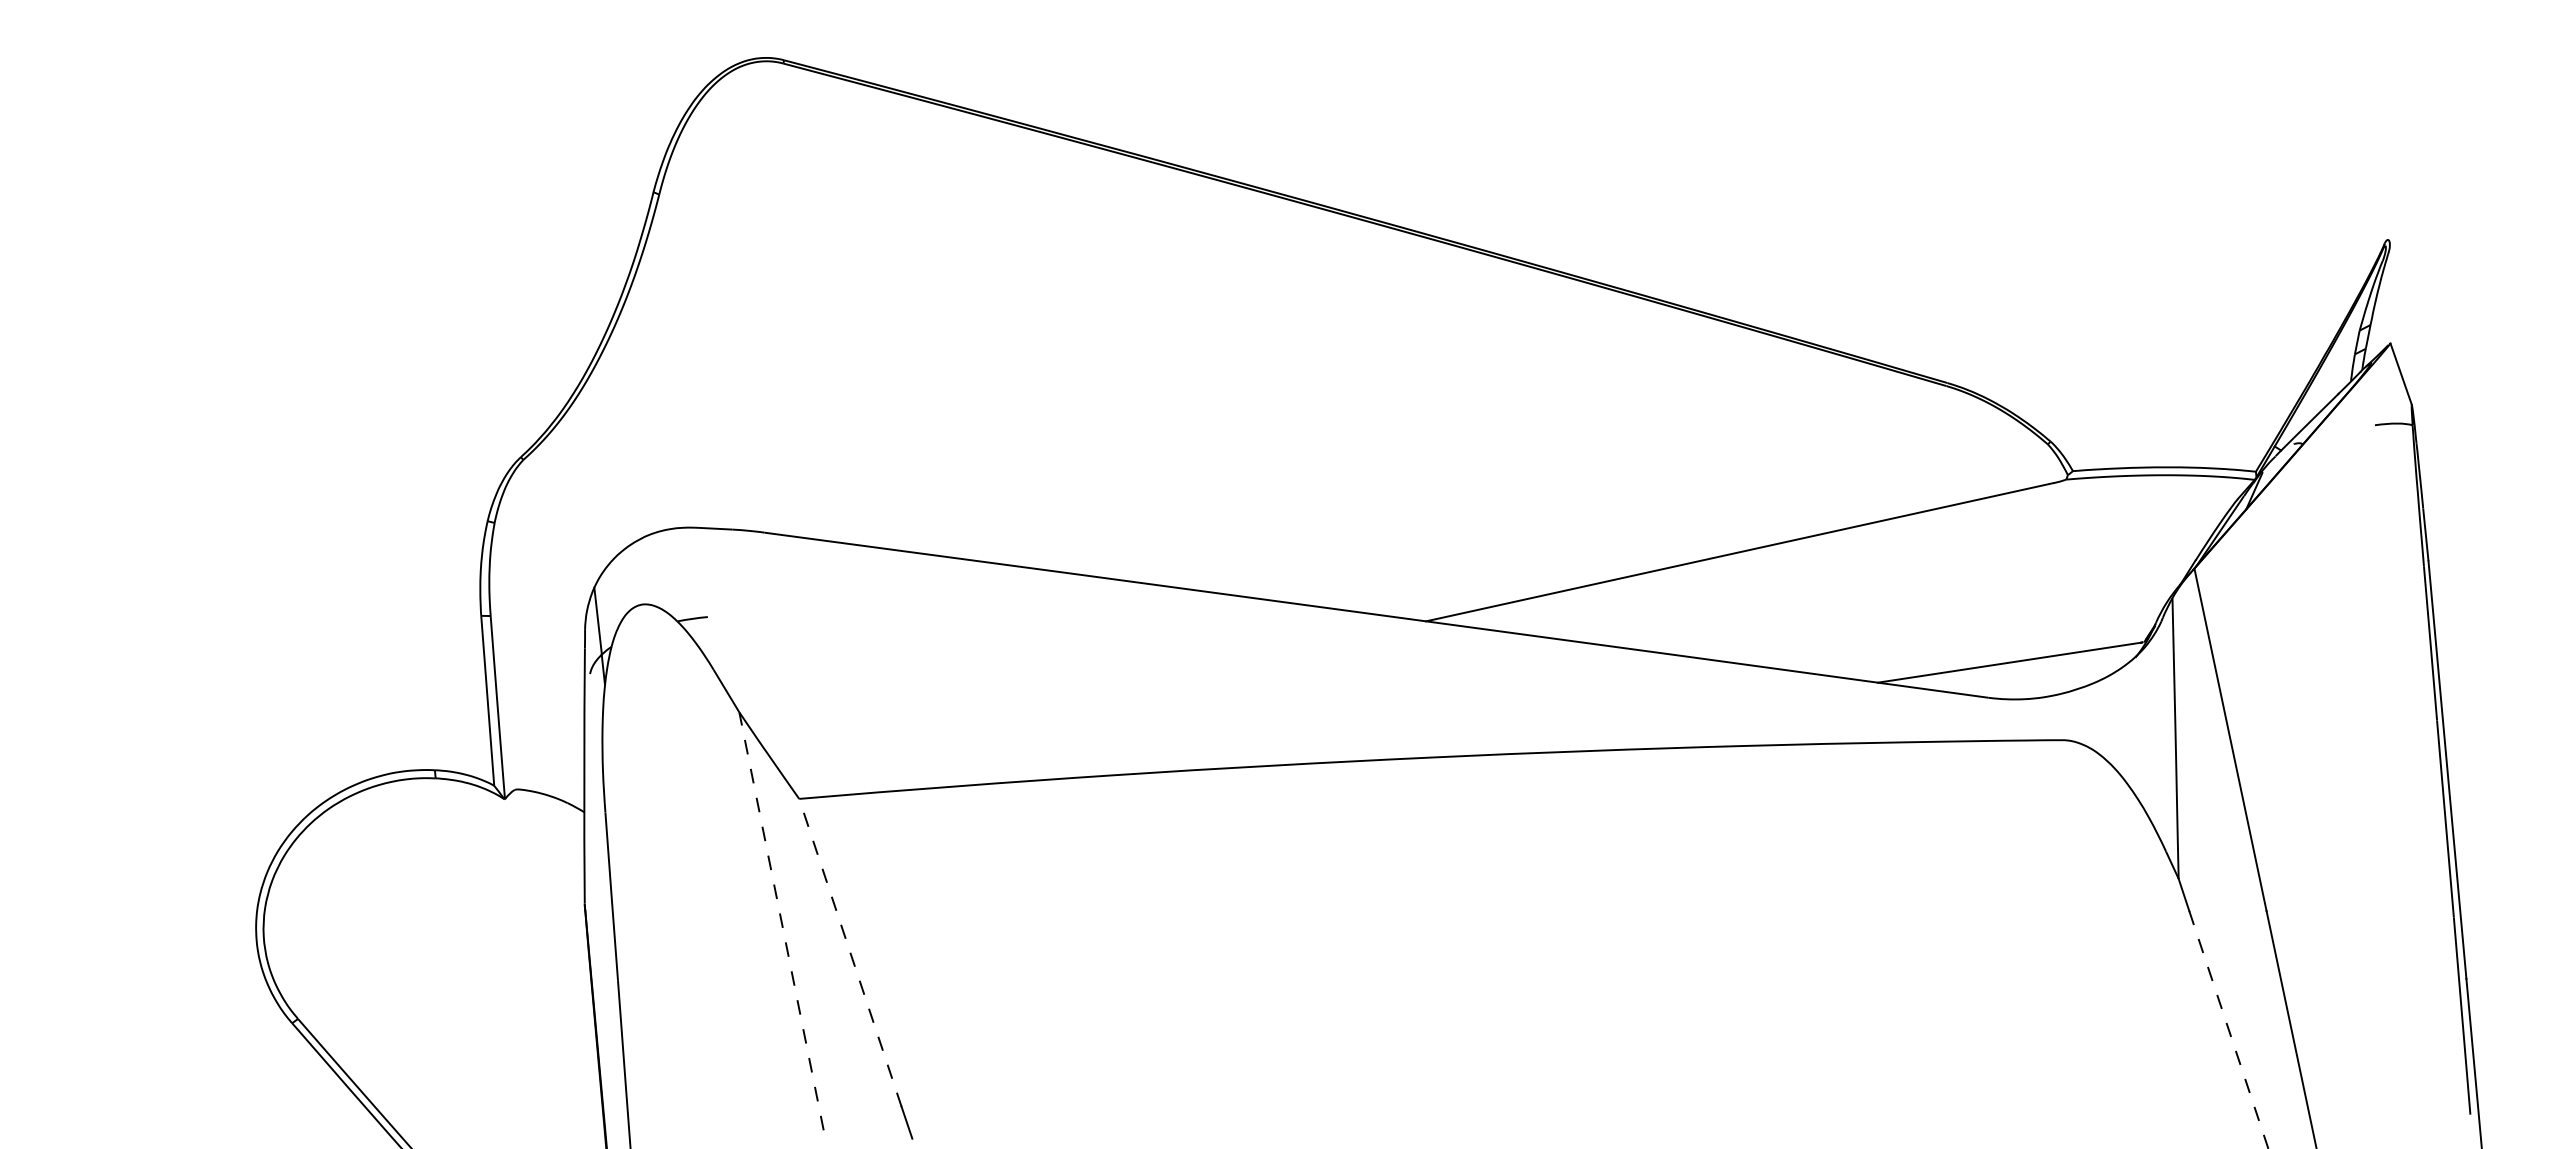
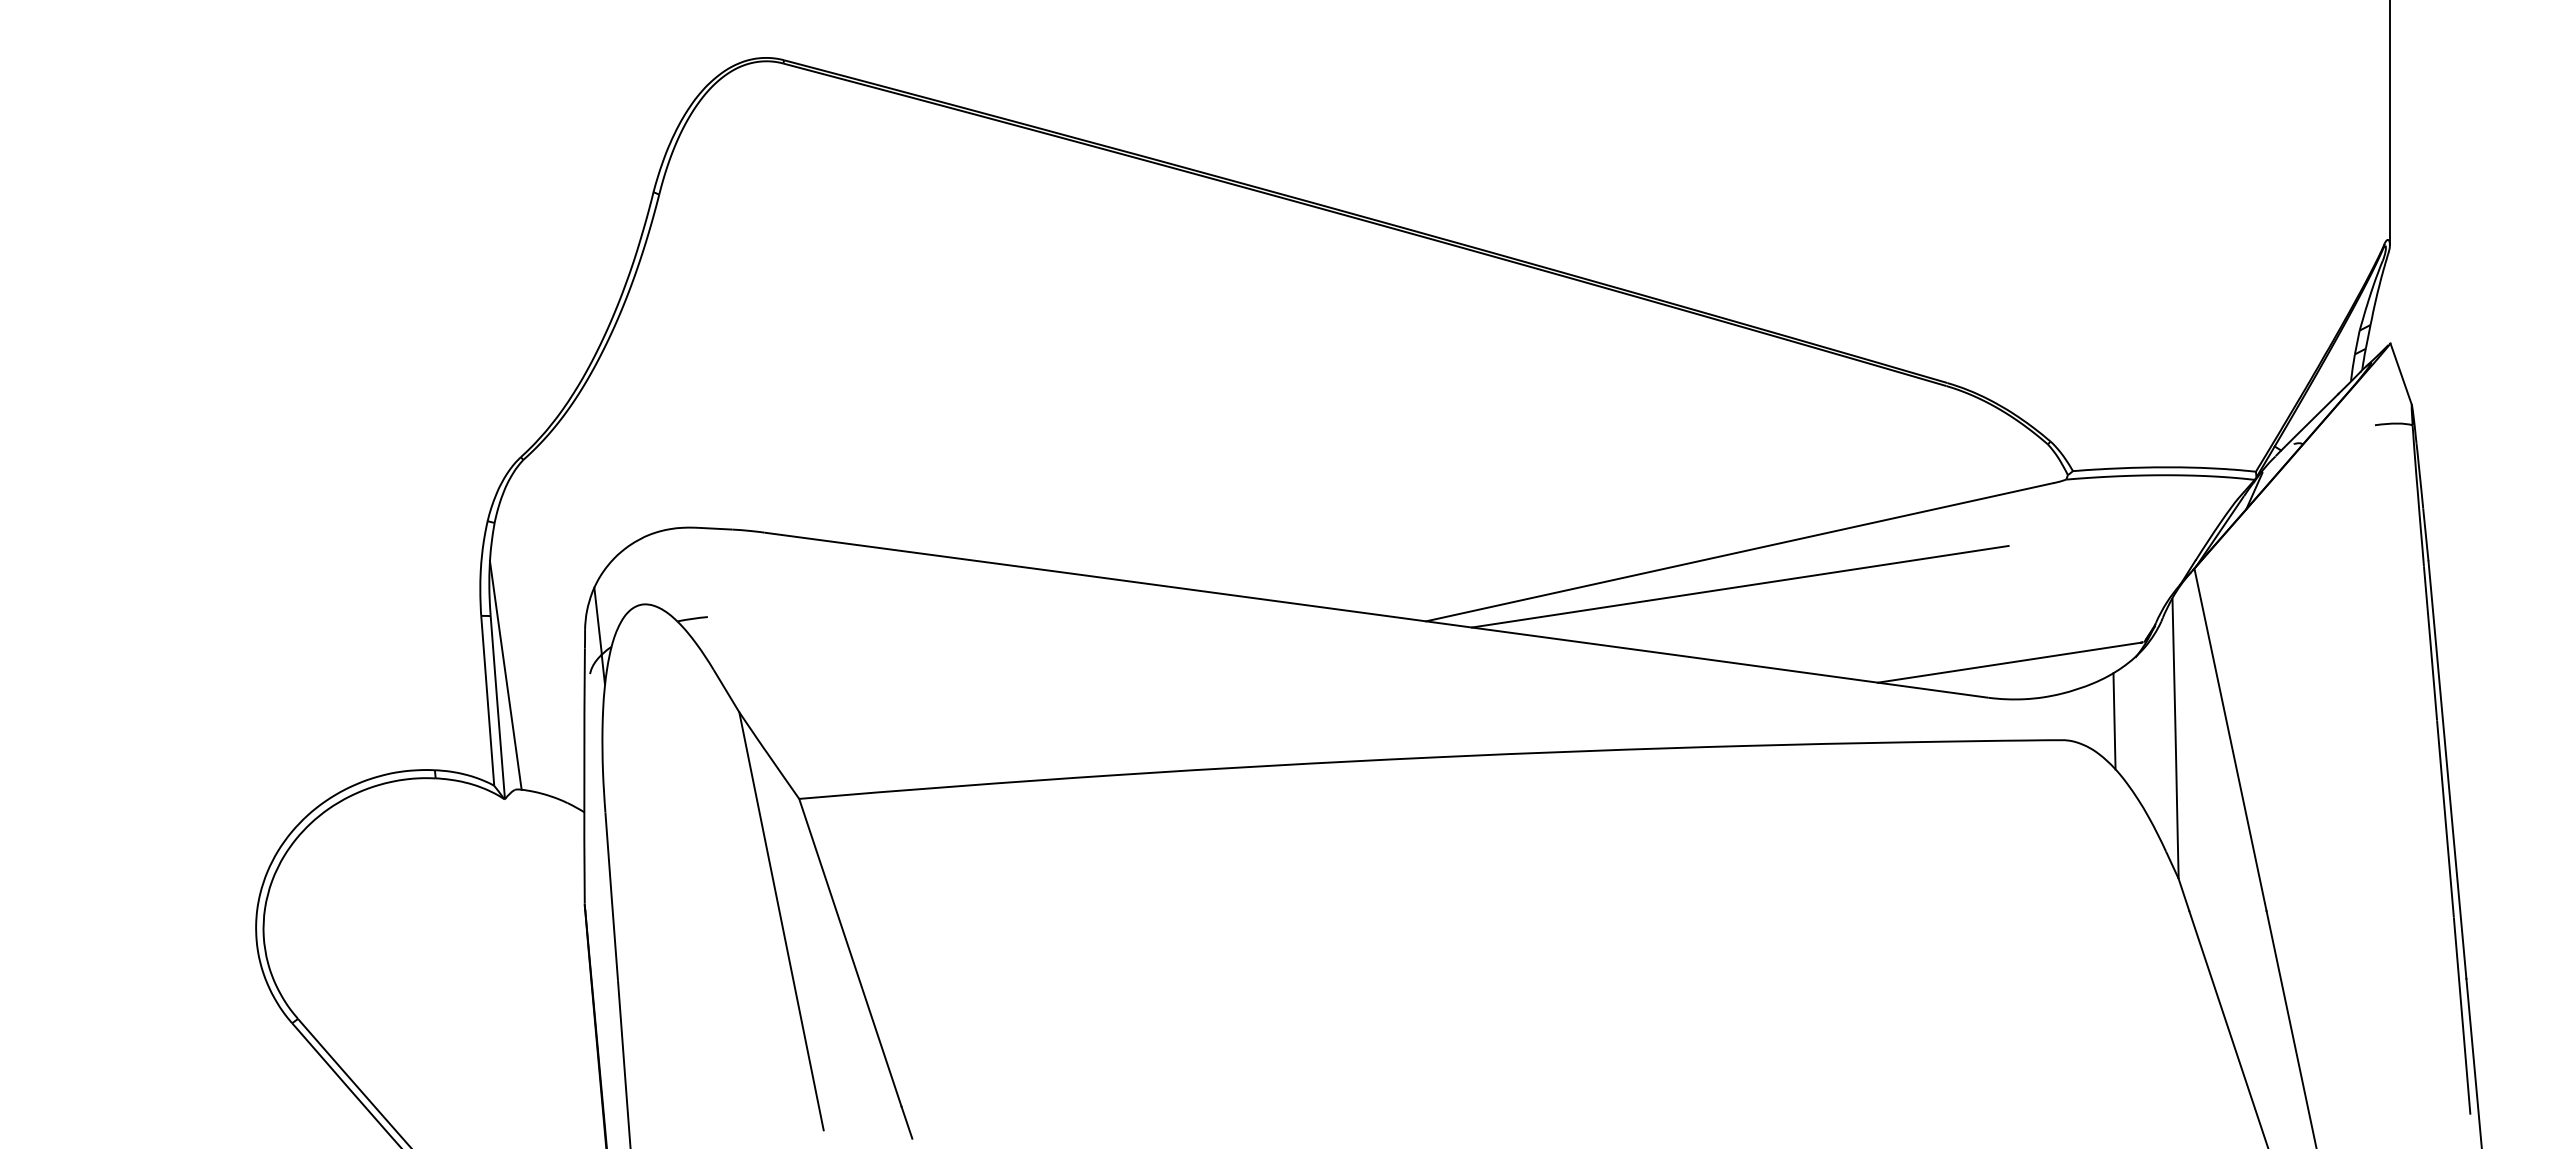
line: none -> present (2389, 123)
line: none -> present (1739, 586)
line: none -> present (505, 675)
line: none -> present (2114, 721)
line: dashed -> solid (781, 920)
line: dashed -> solid (850, 952)
line: dashed -> solid (2228, 1030)
